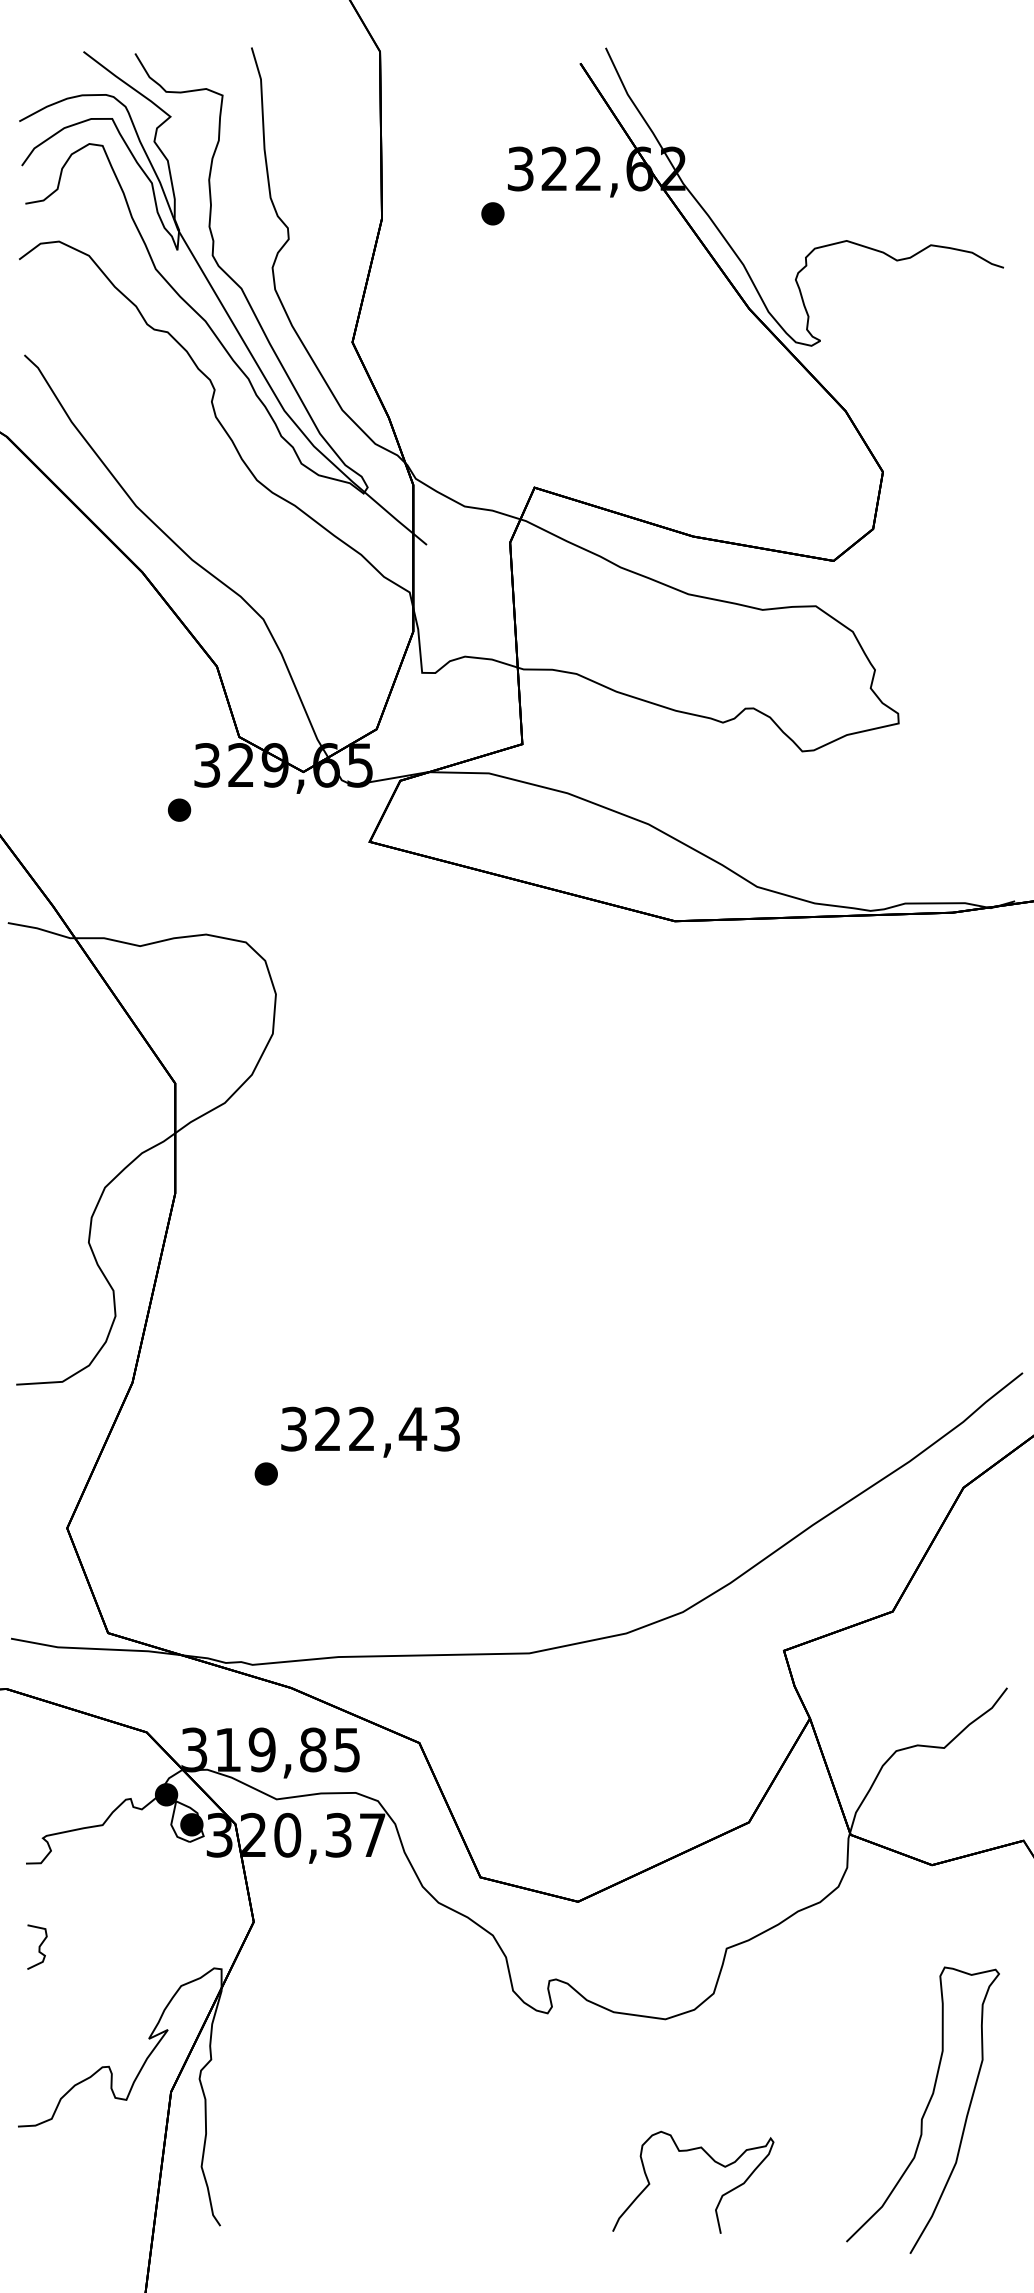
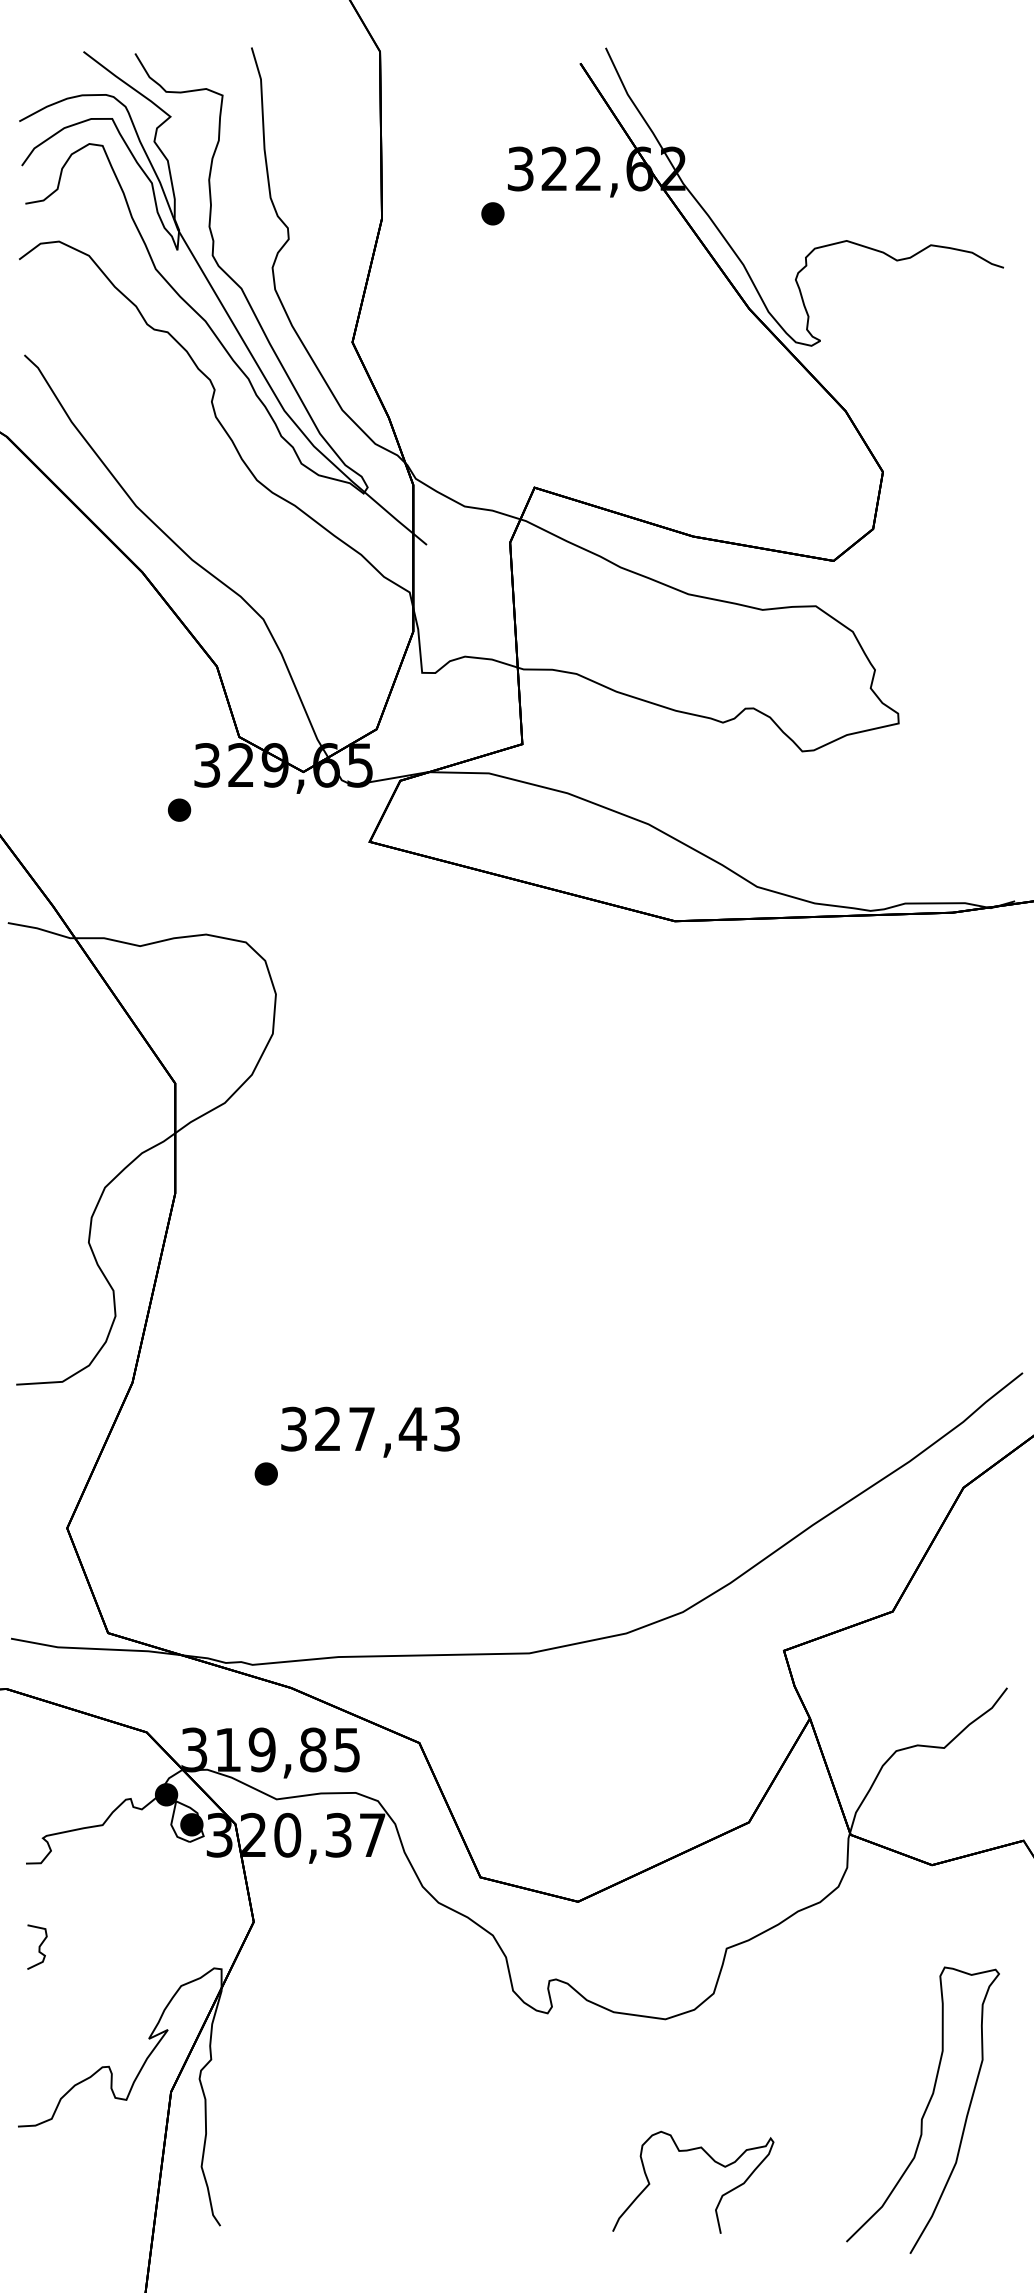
text: 322,43 -> 327,43 (361, 1428)
